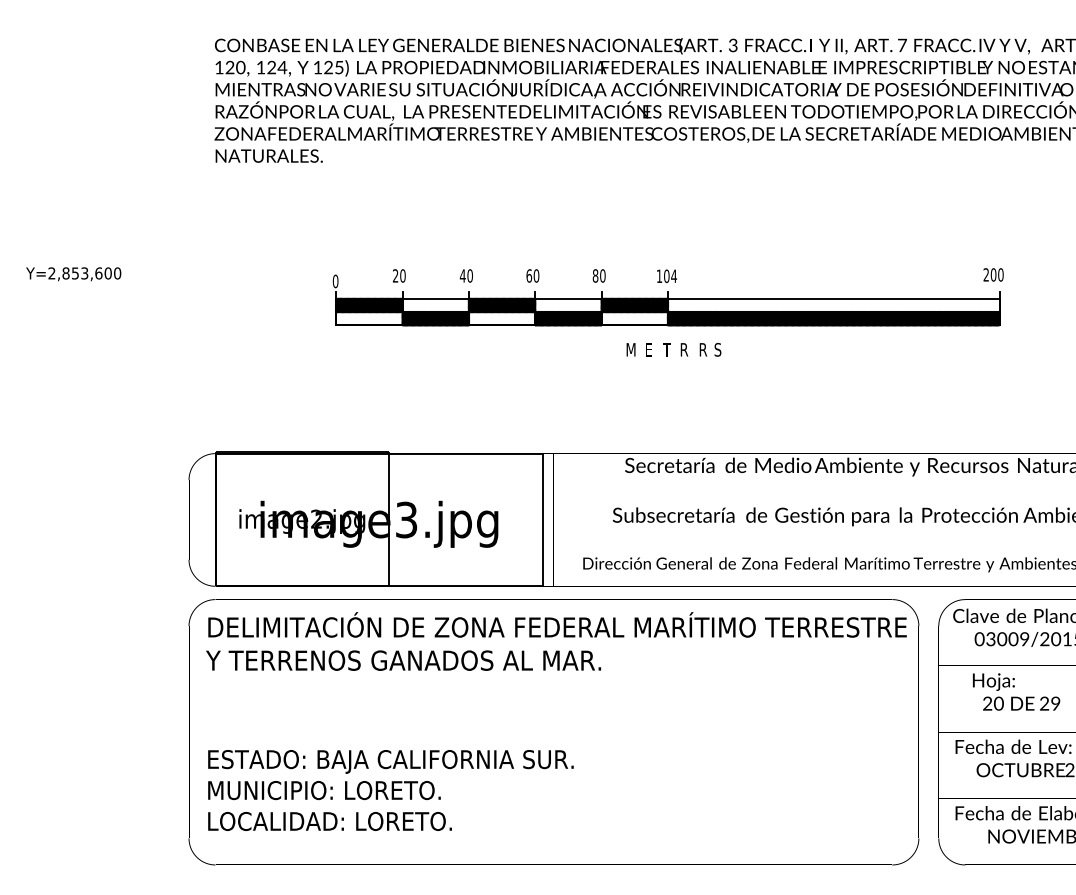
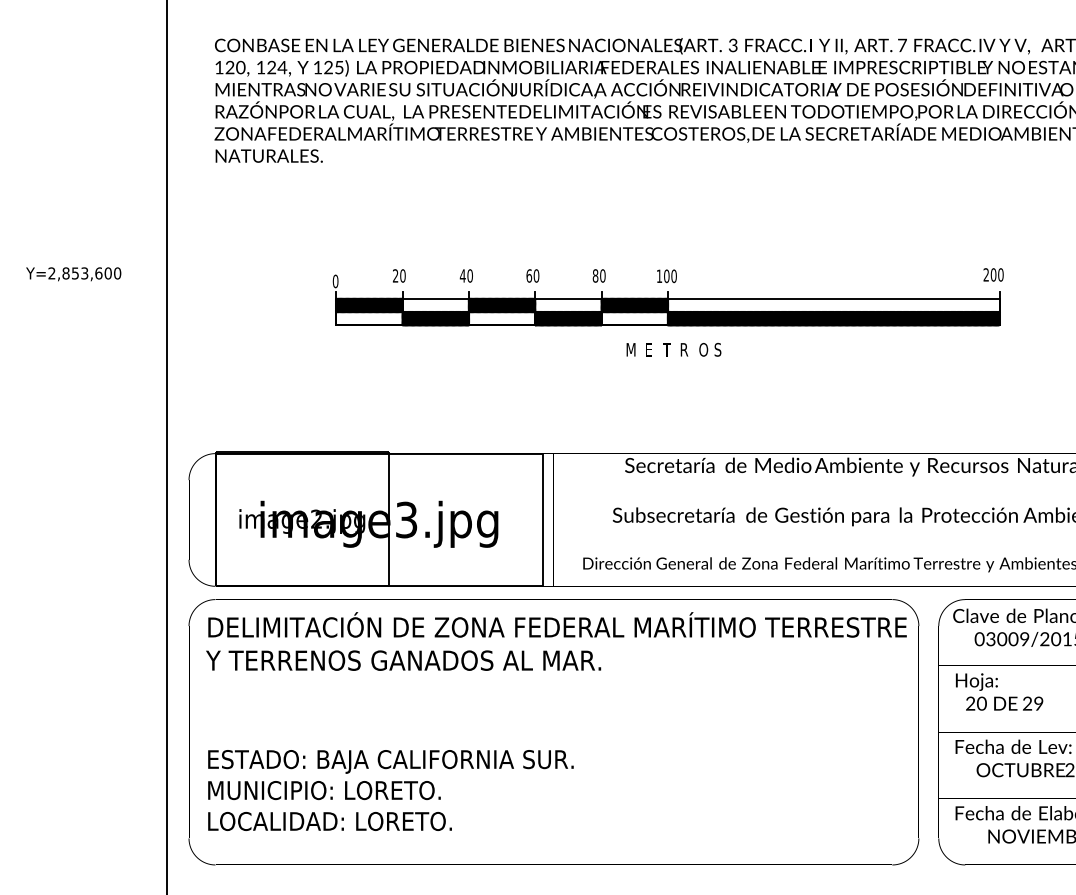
text: 104 -> 100 (674, 276)
text: R -> O (703, 349)
line: none -> present (167, 446)
text position: (1016, 691) -> (999, 691) (999, 691)
